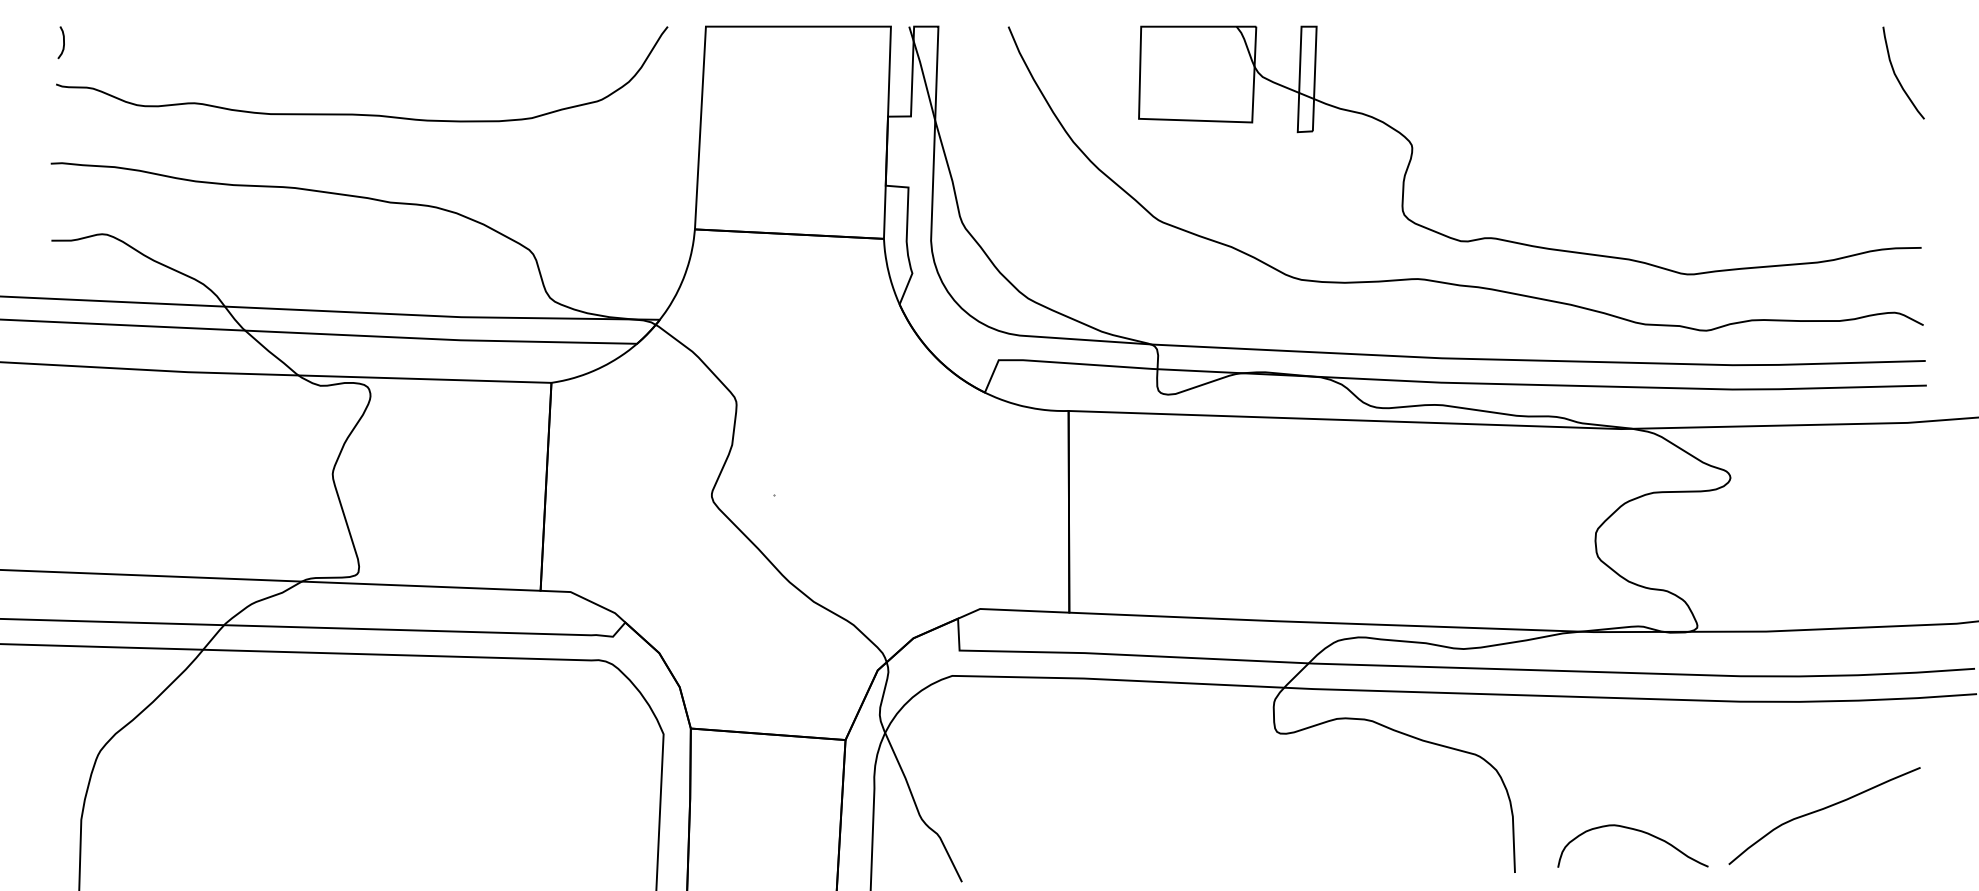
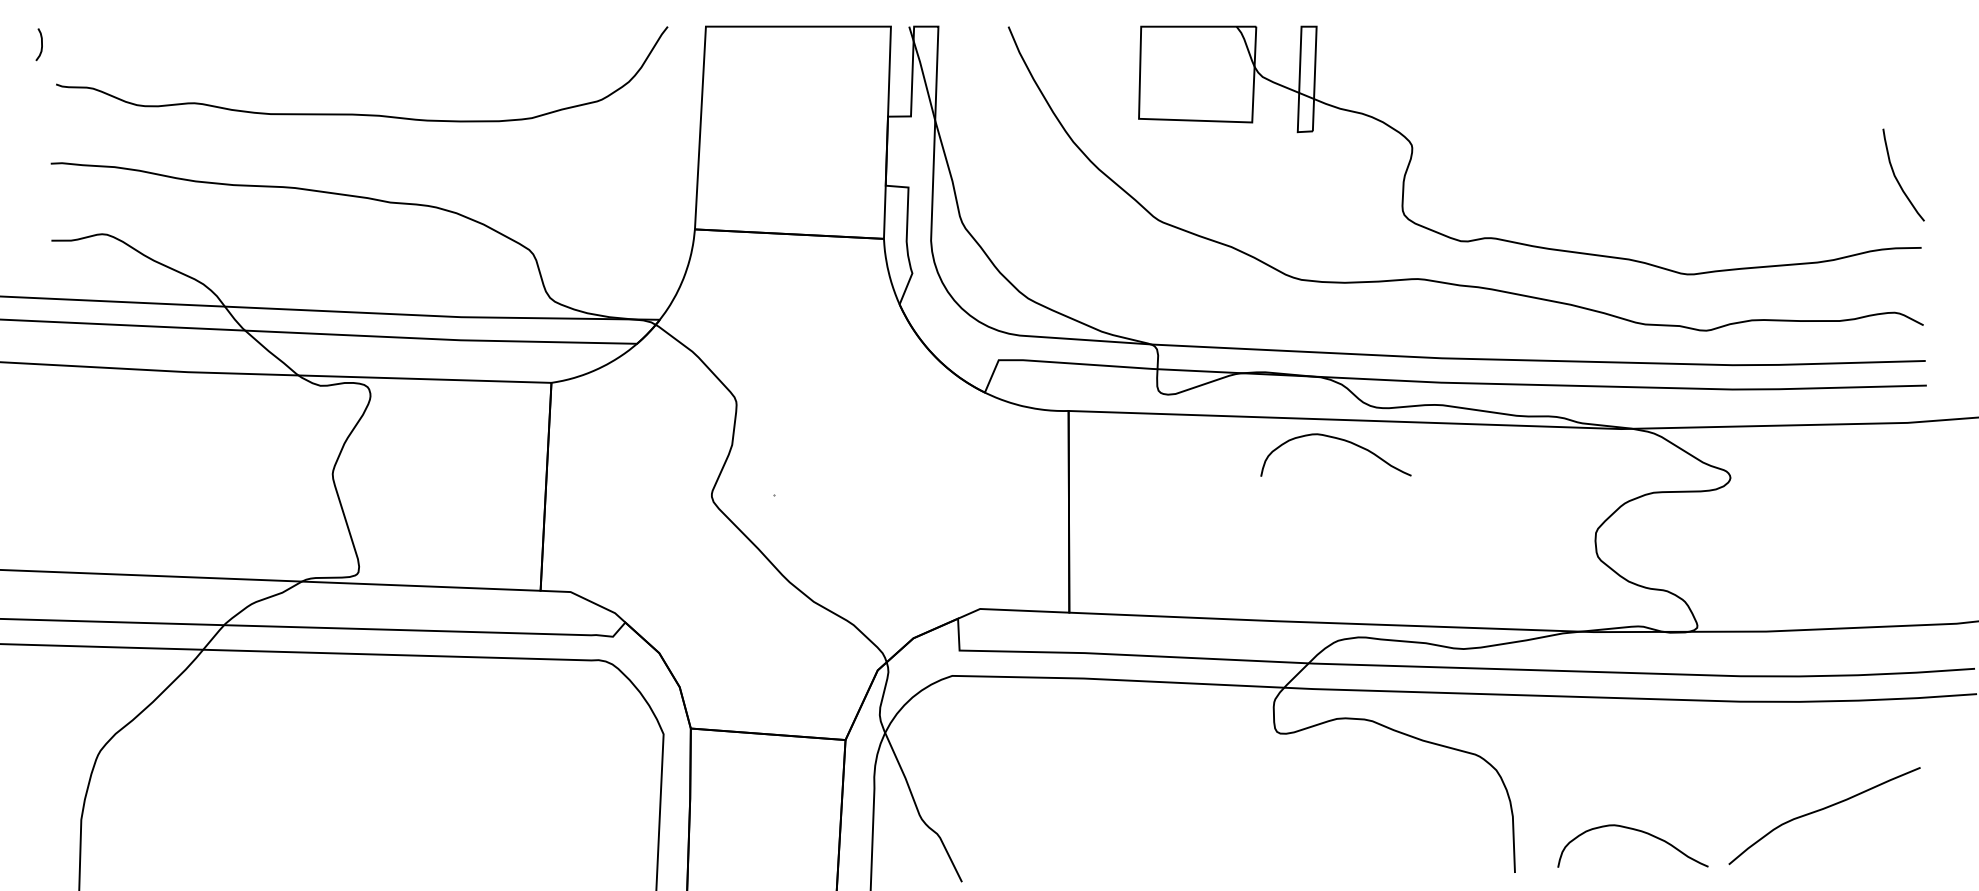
curve position: (63, 42) -> (41, 44) (41, 44)
curve position: (1897, 76) -> (1897, 178) (1897, 178)
curve: none -> present (1340, 440)
